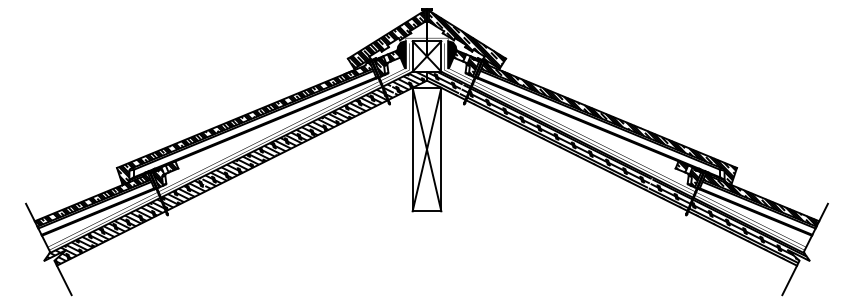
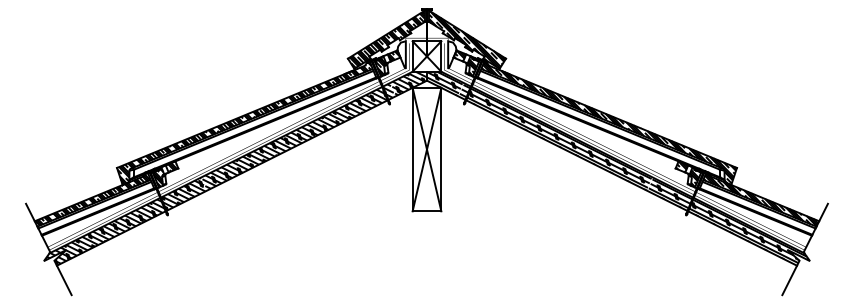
fill: present -> none (401, 54)
fill: present -> none (452, 54)
